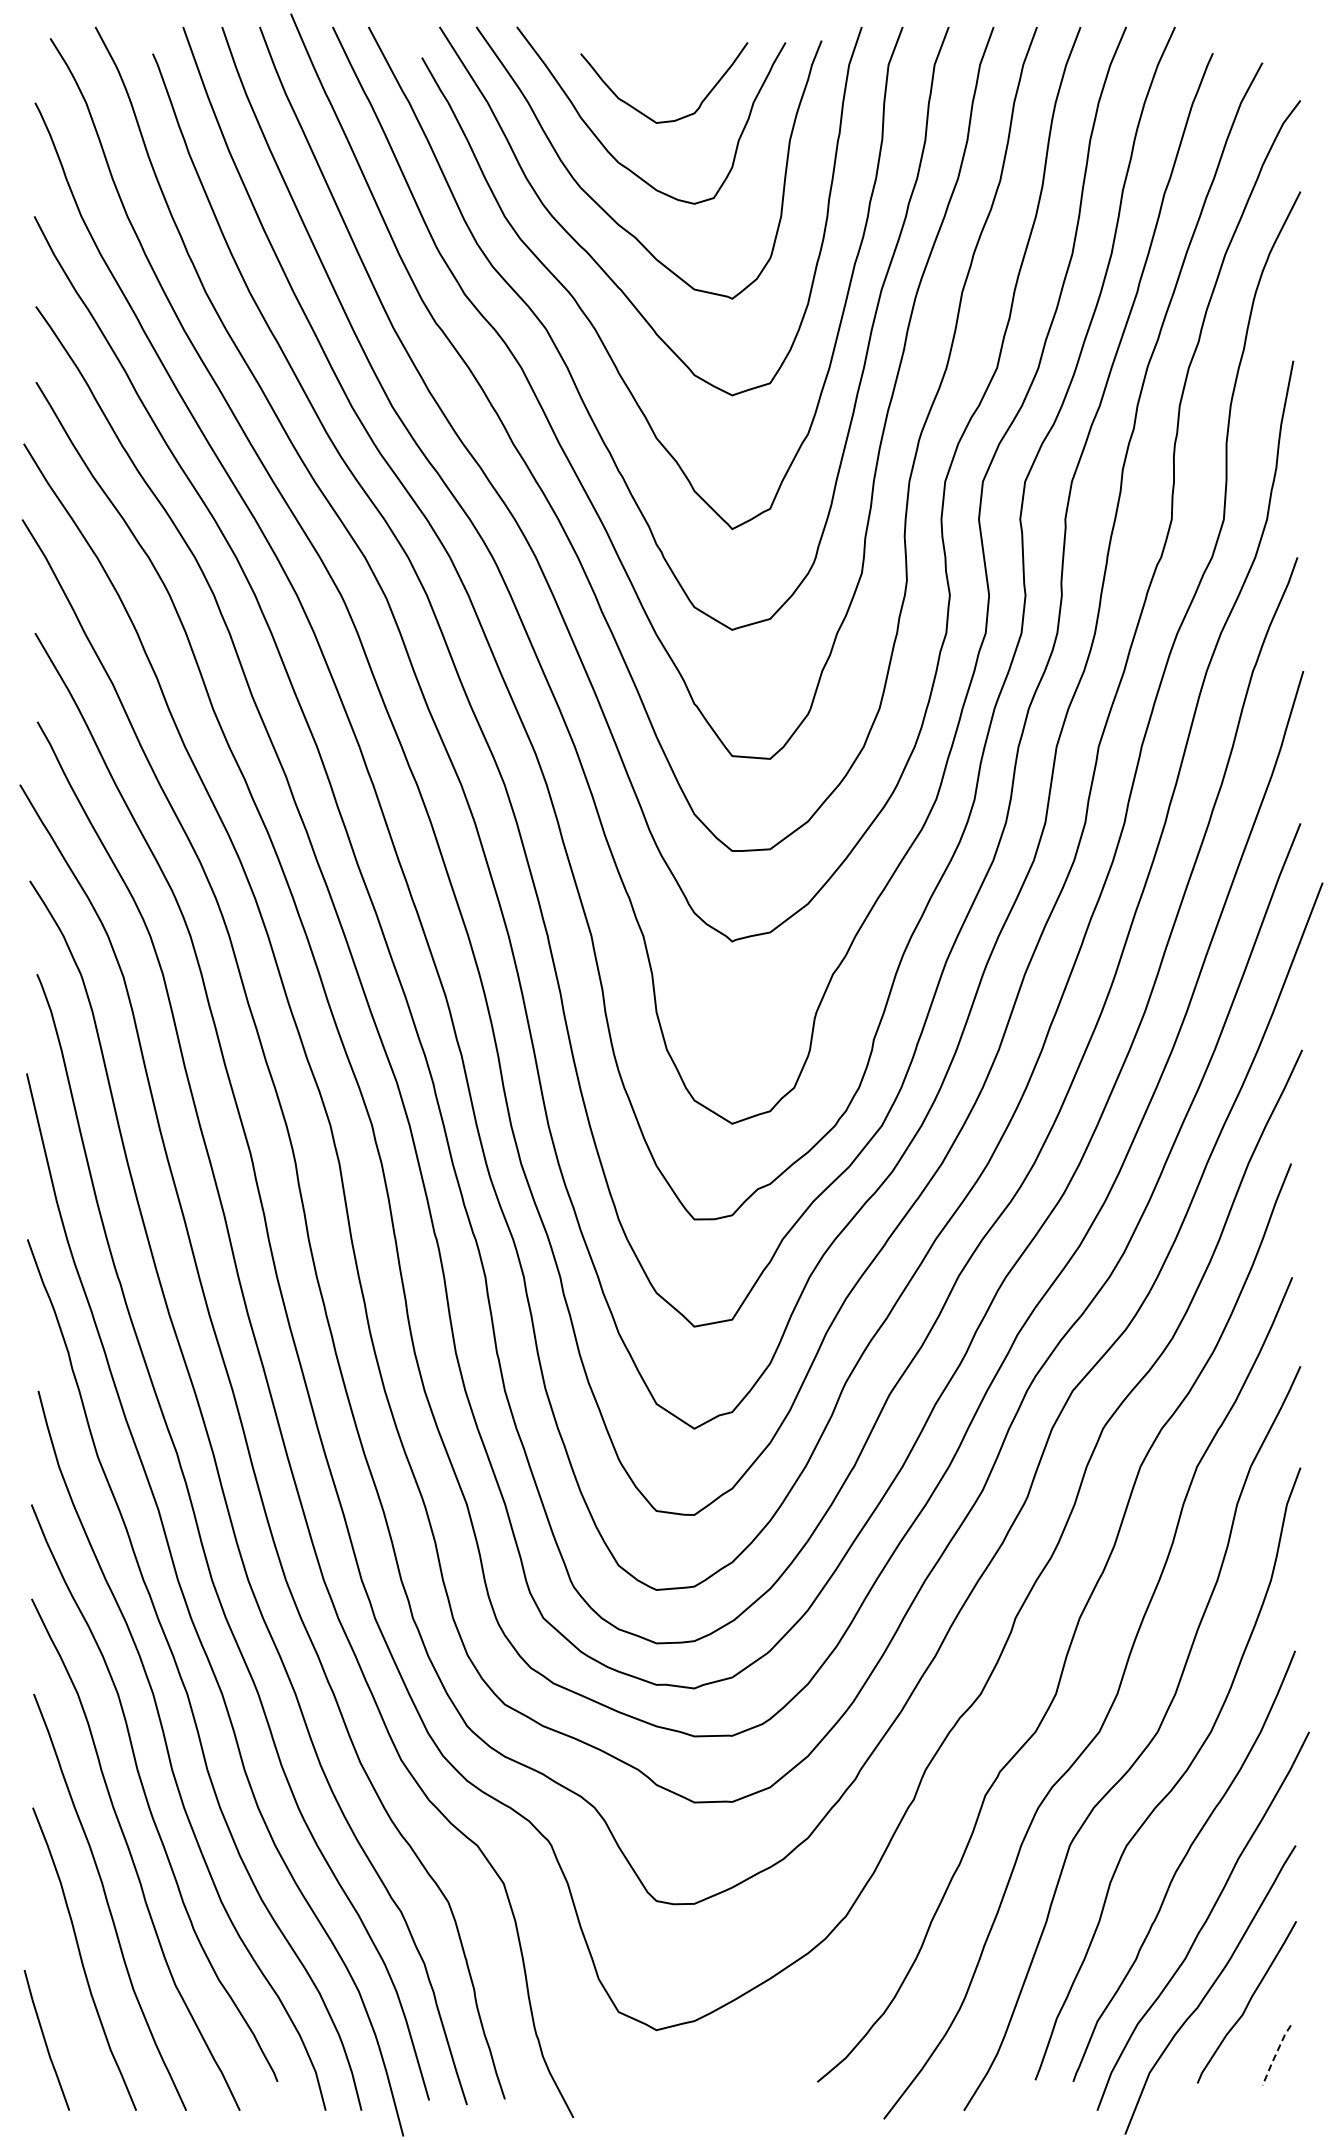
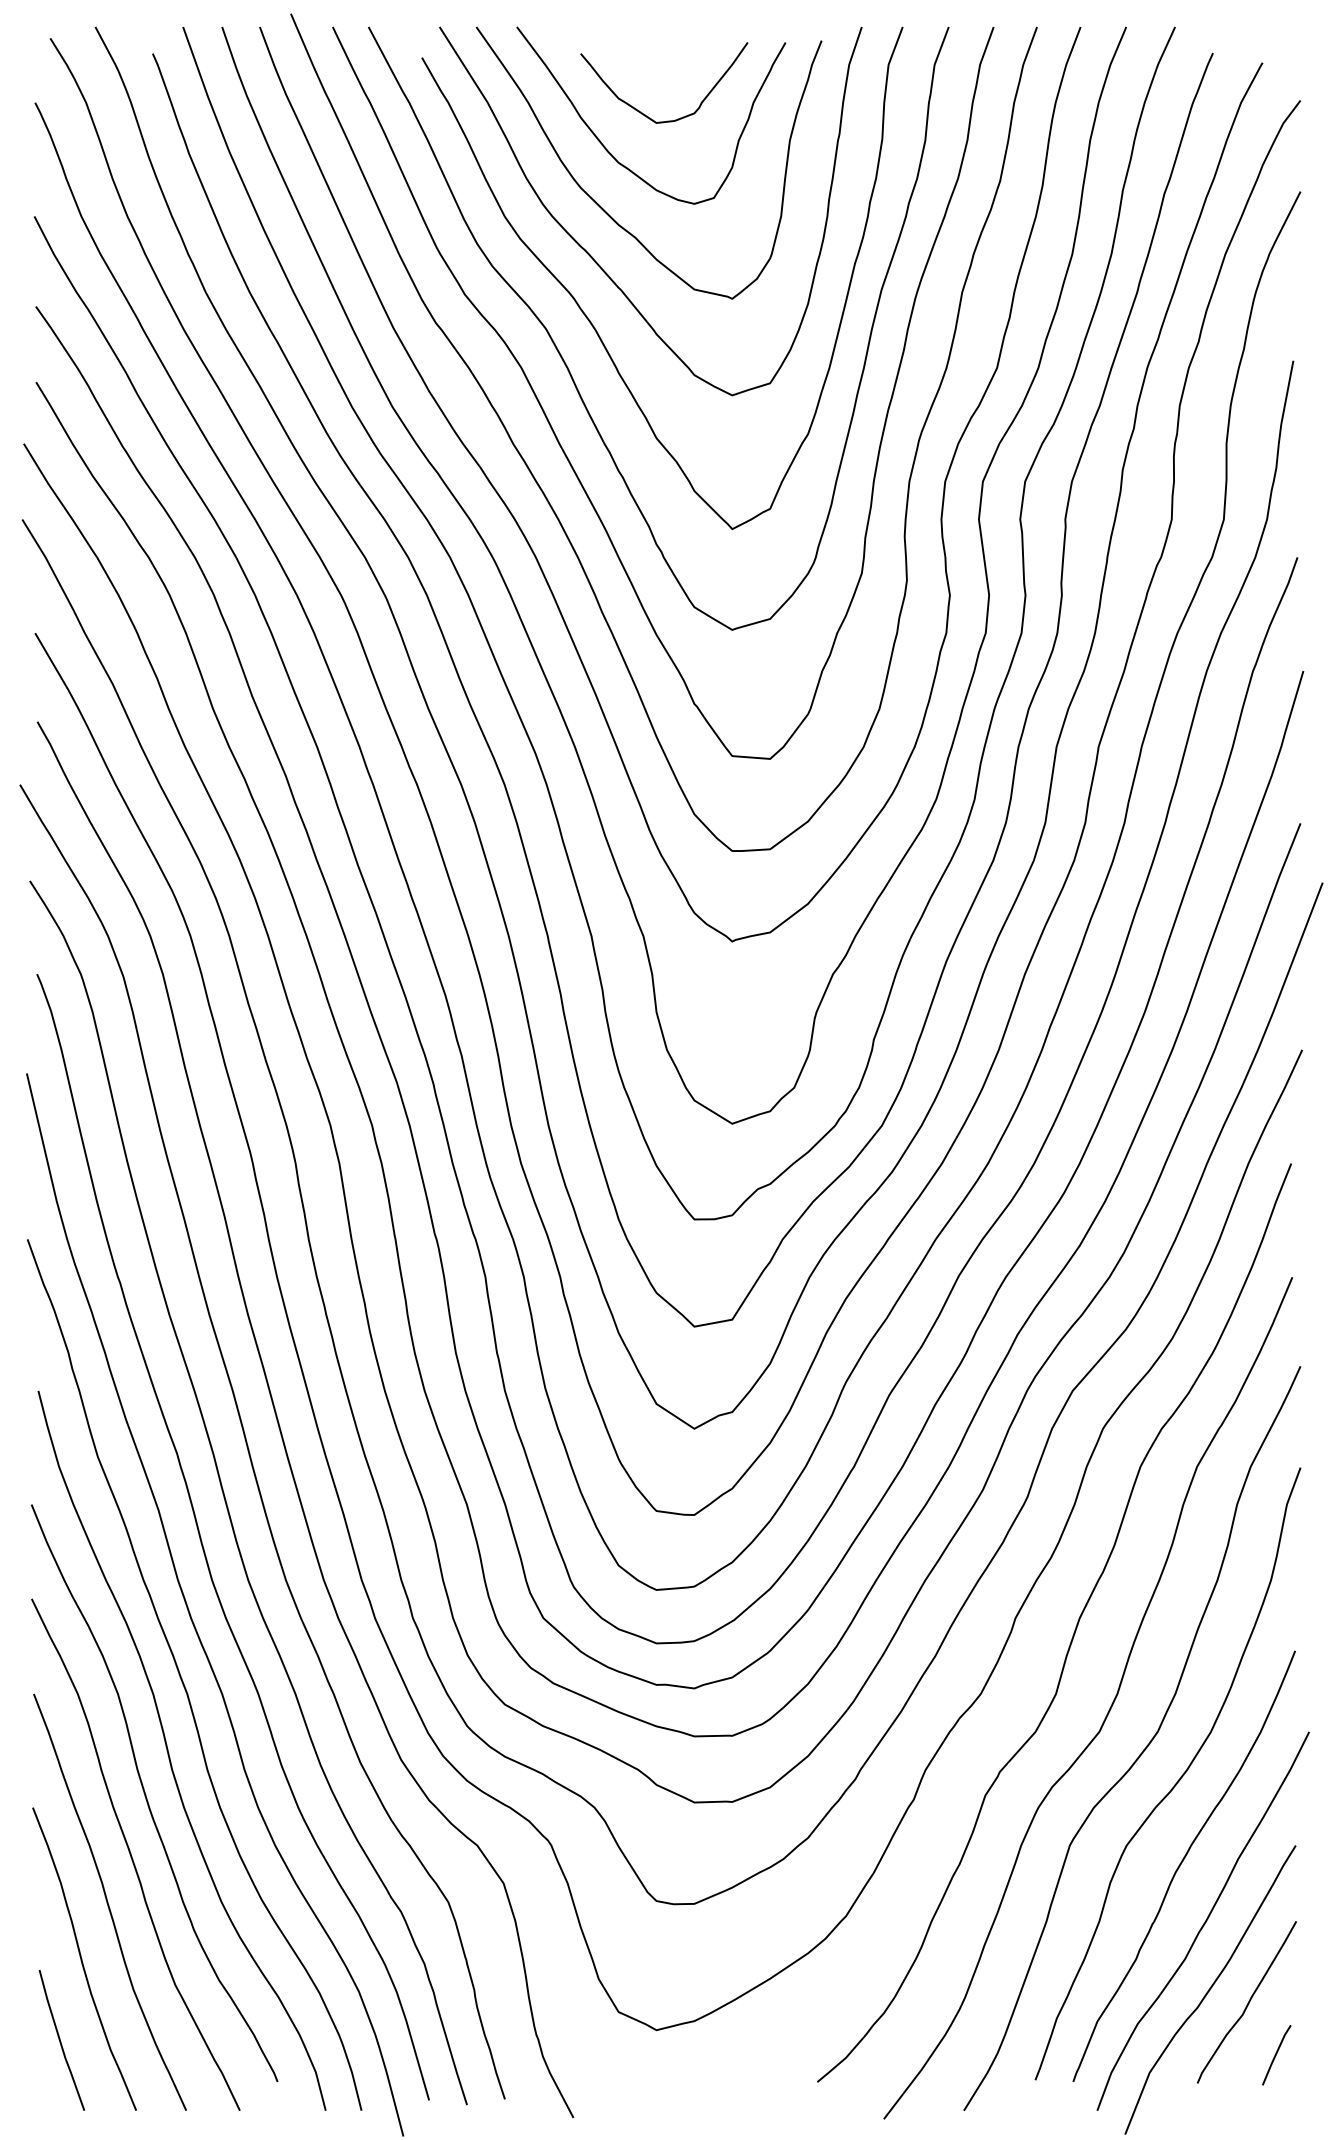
line position: (45, 2040) -> (60, 2040) (60, 2040)
line: dashed -> solid (1275, 2054)
